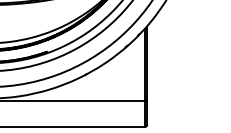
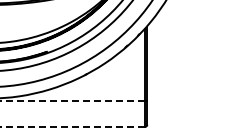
line: solid -> dashed (72, 101)
line: solid -> dashed (72, 126)
